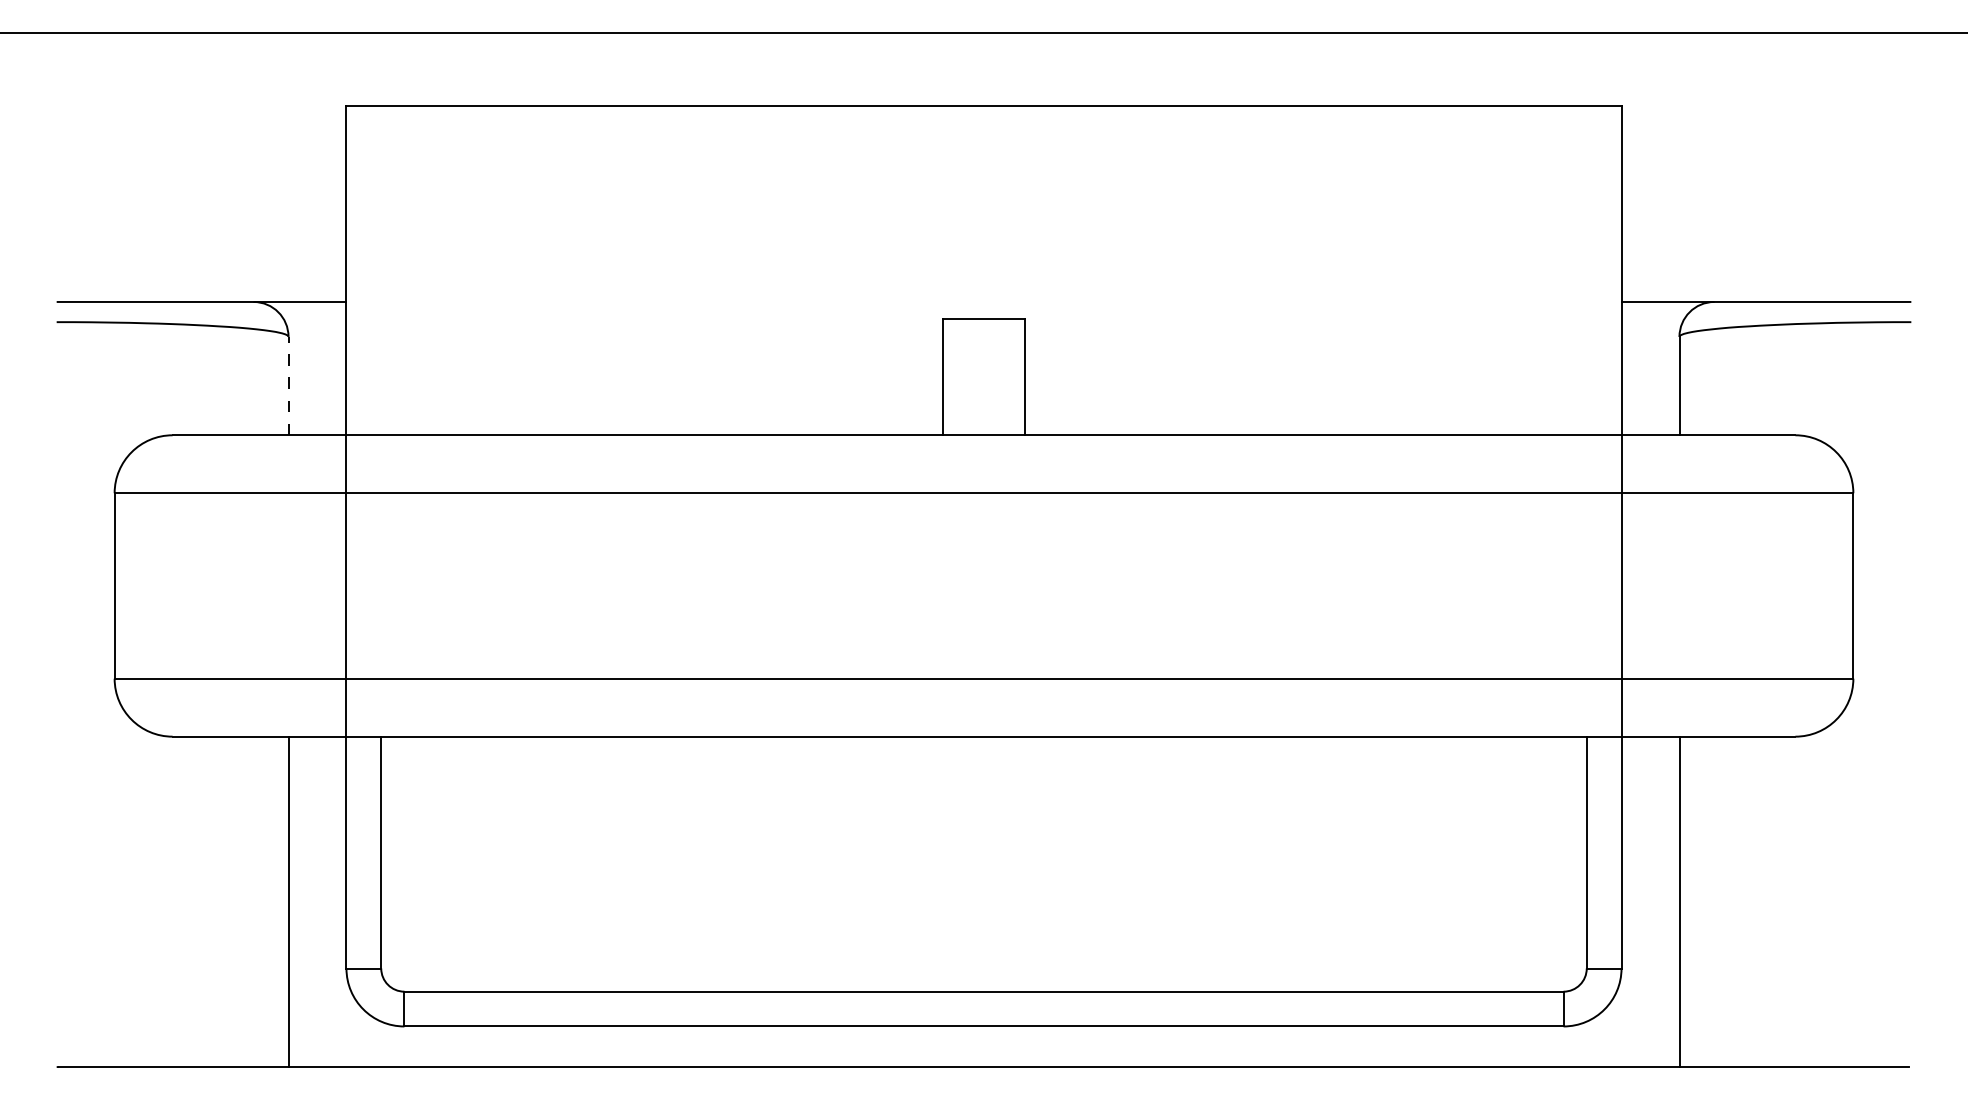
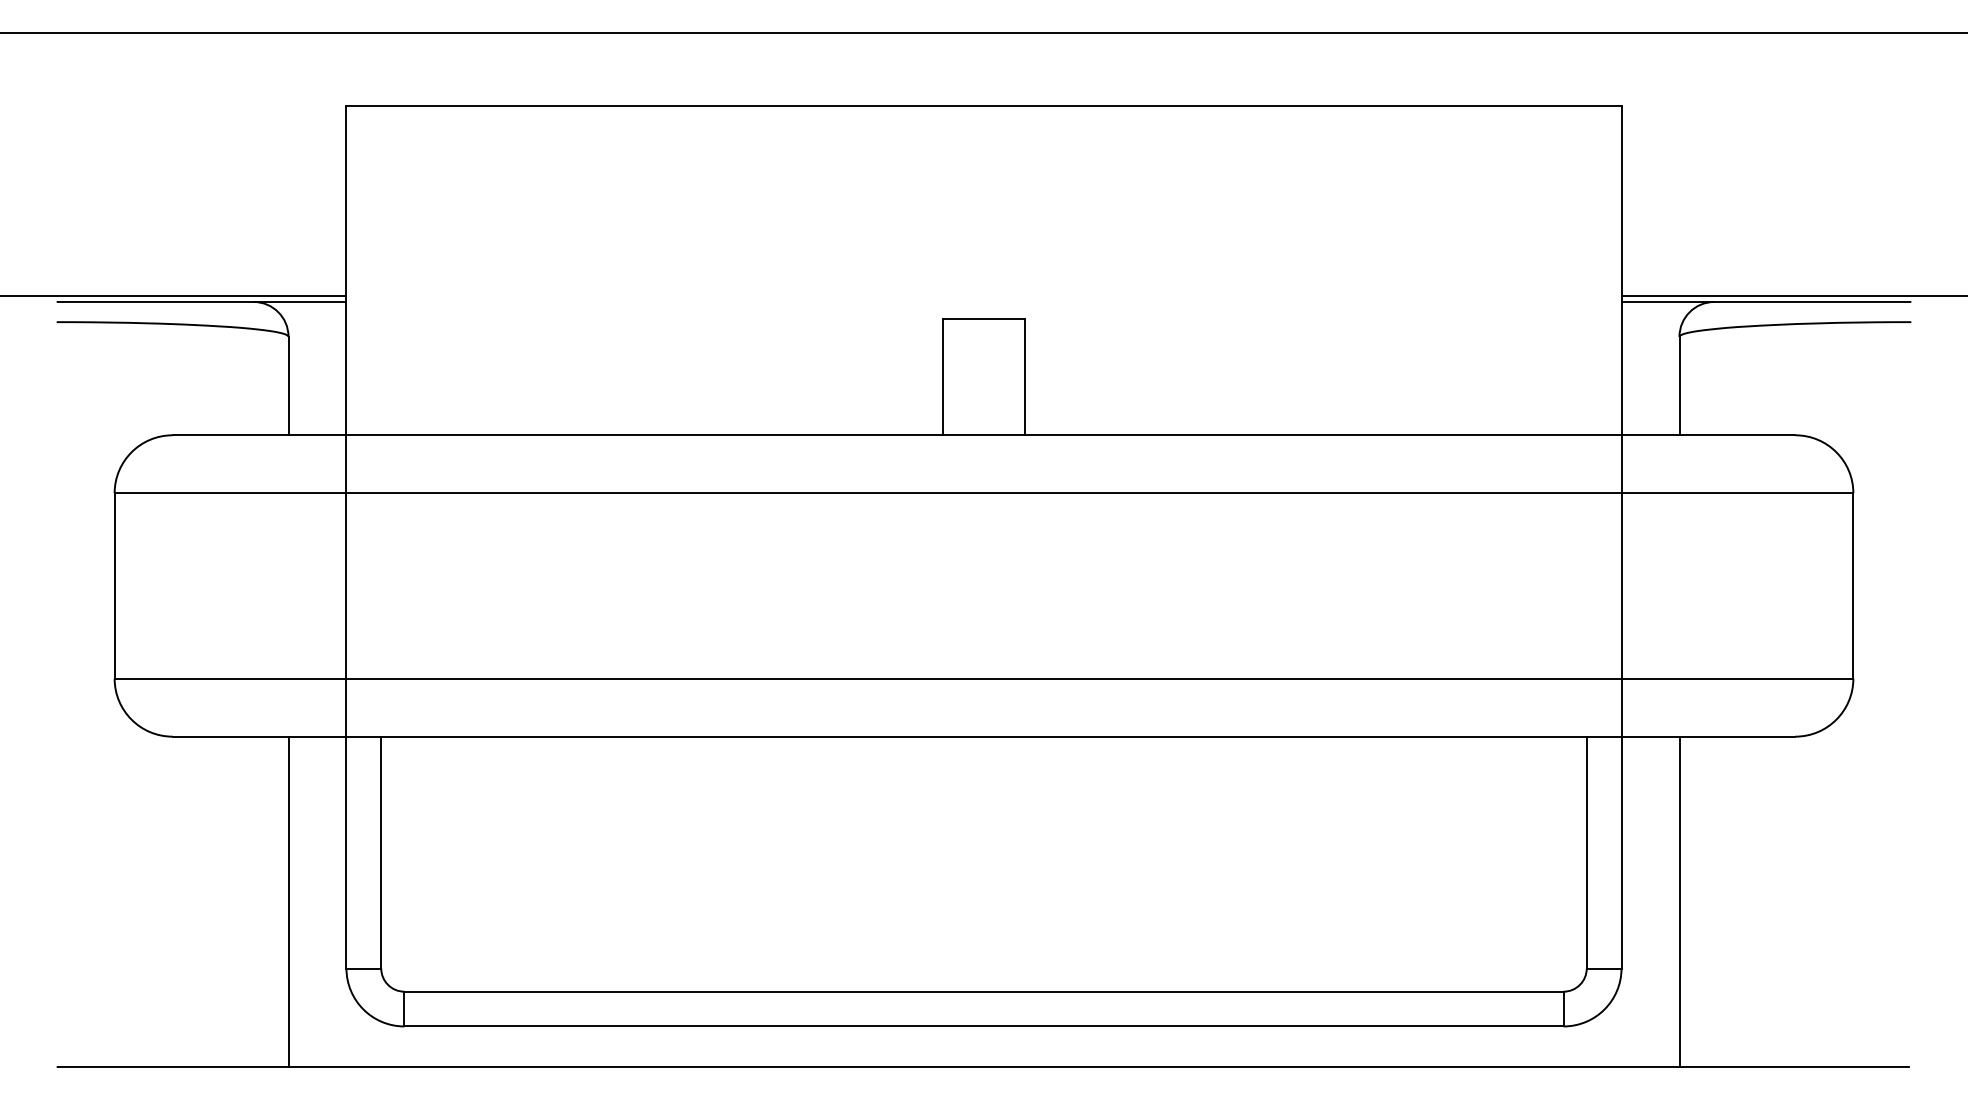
line: none -> present (174, 296)
line: none -> present (1792, 296)
line: dashed -> solid (288, 385)
